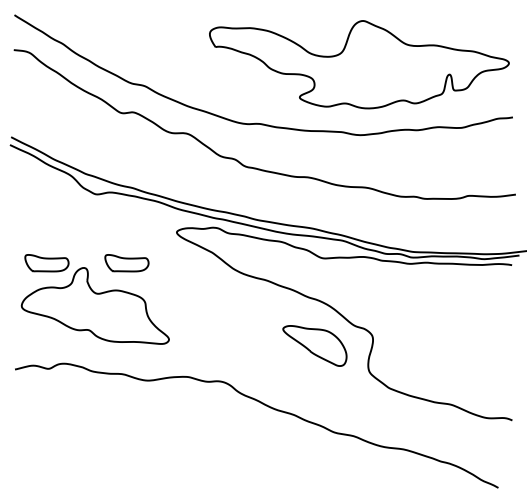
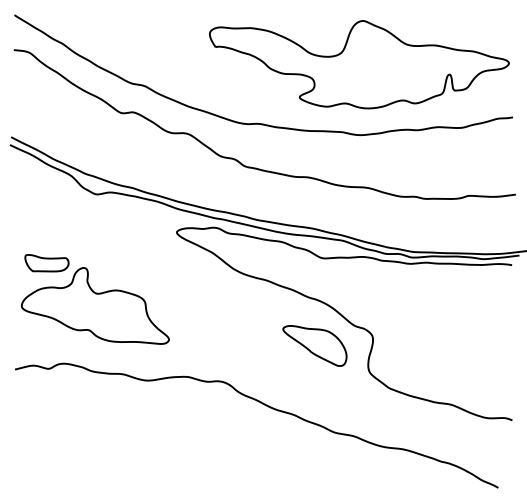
part: present -> none (126, 263)
